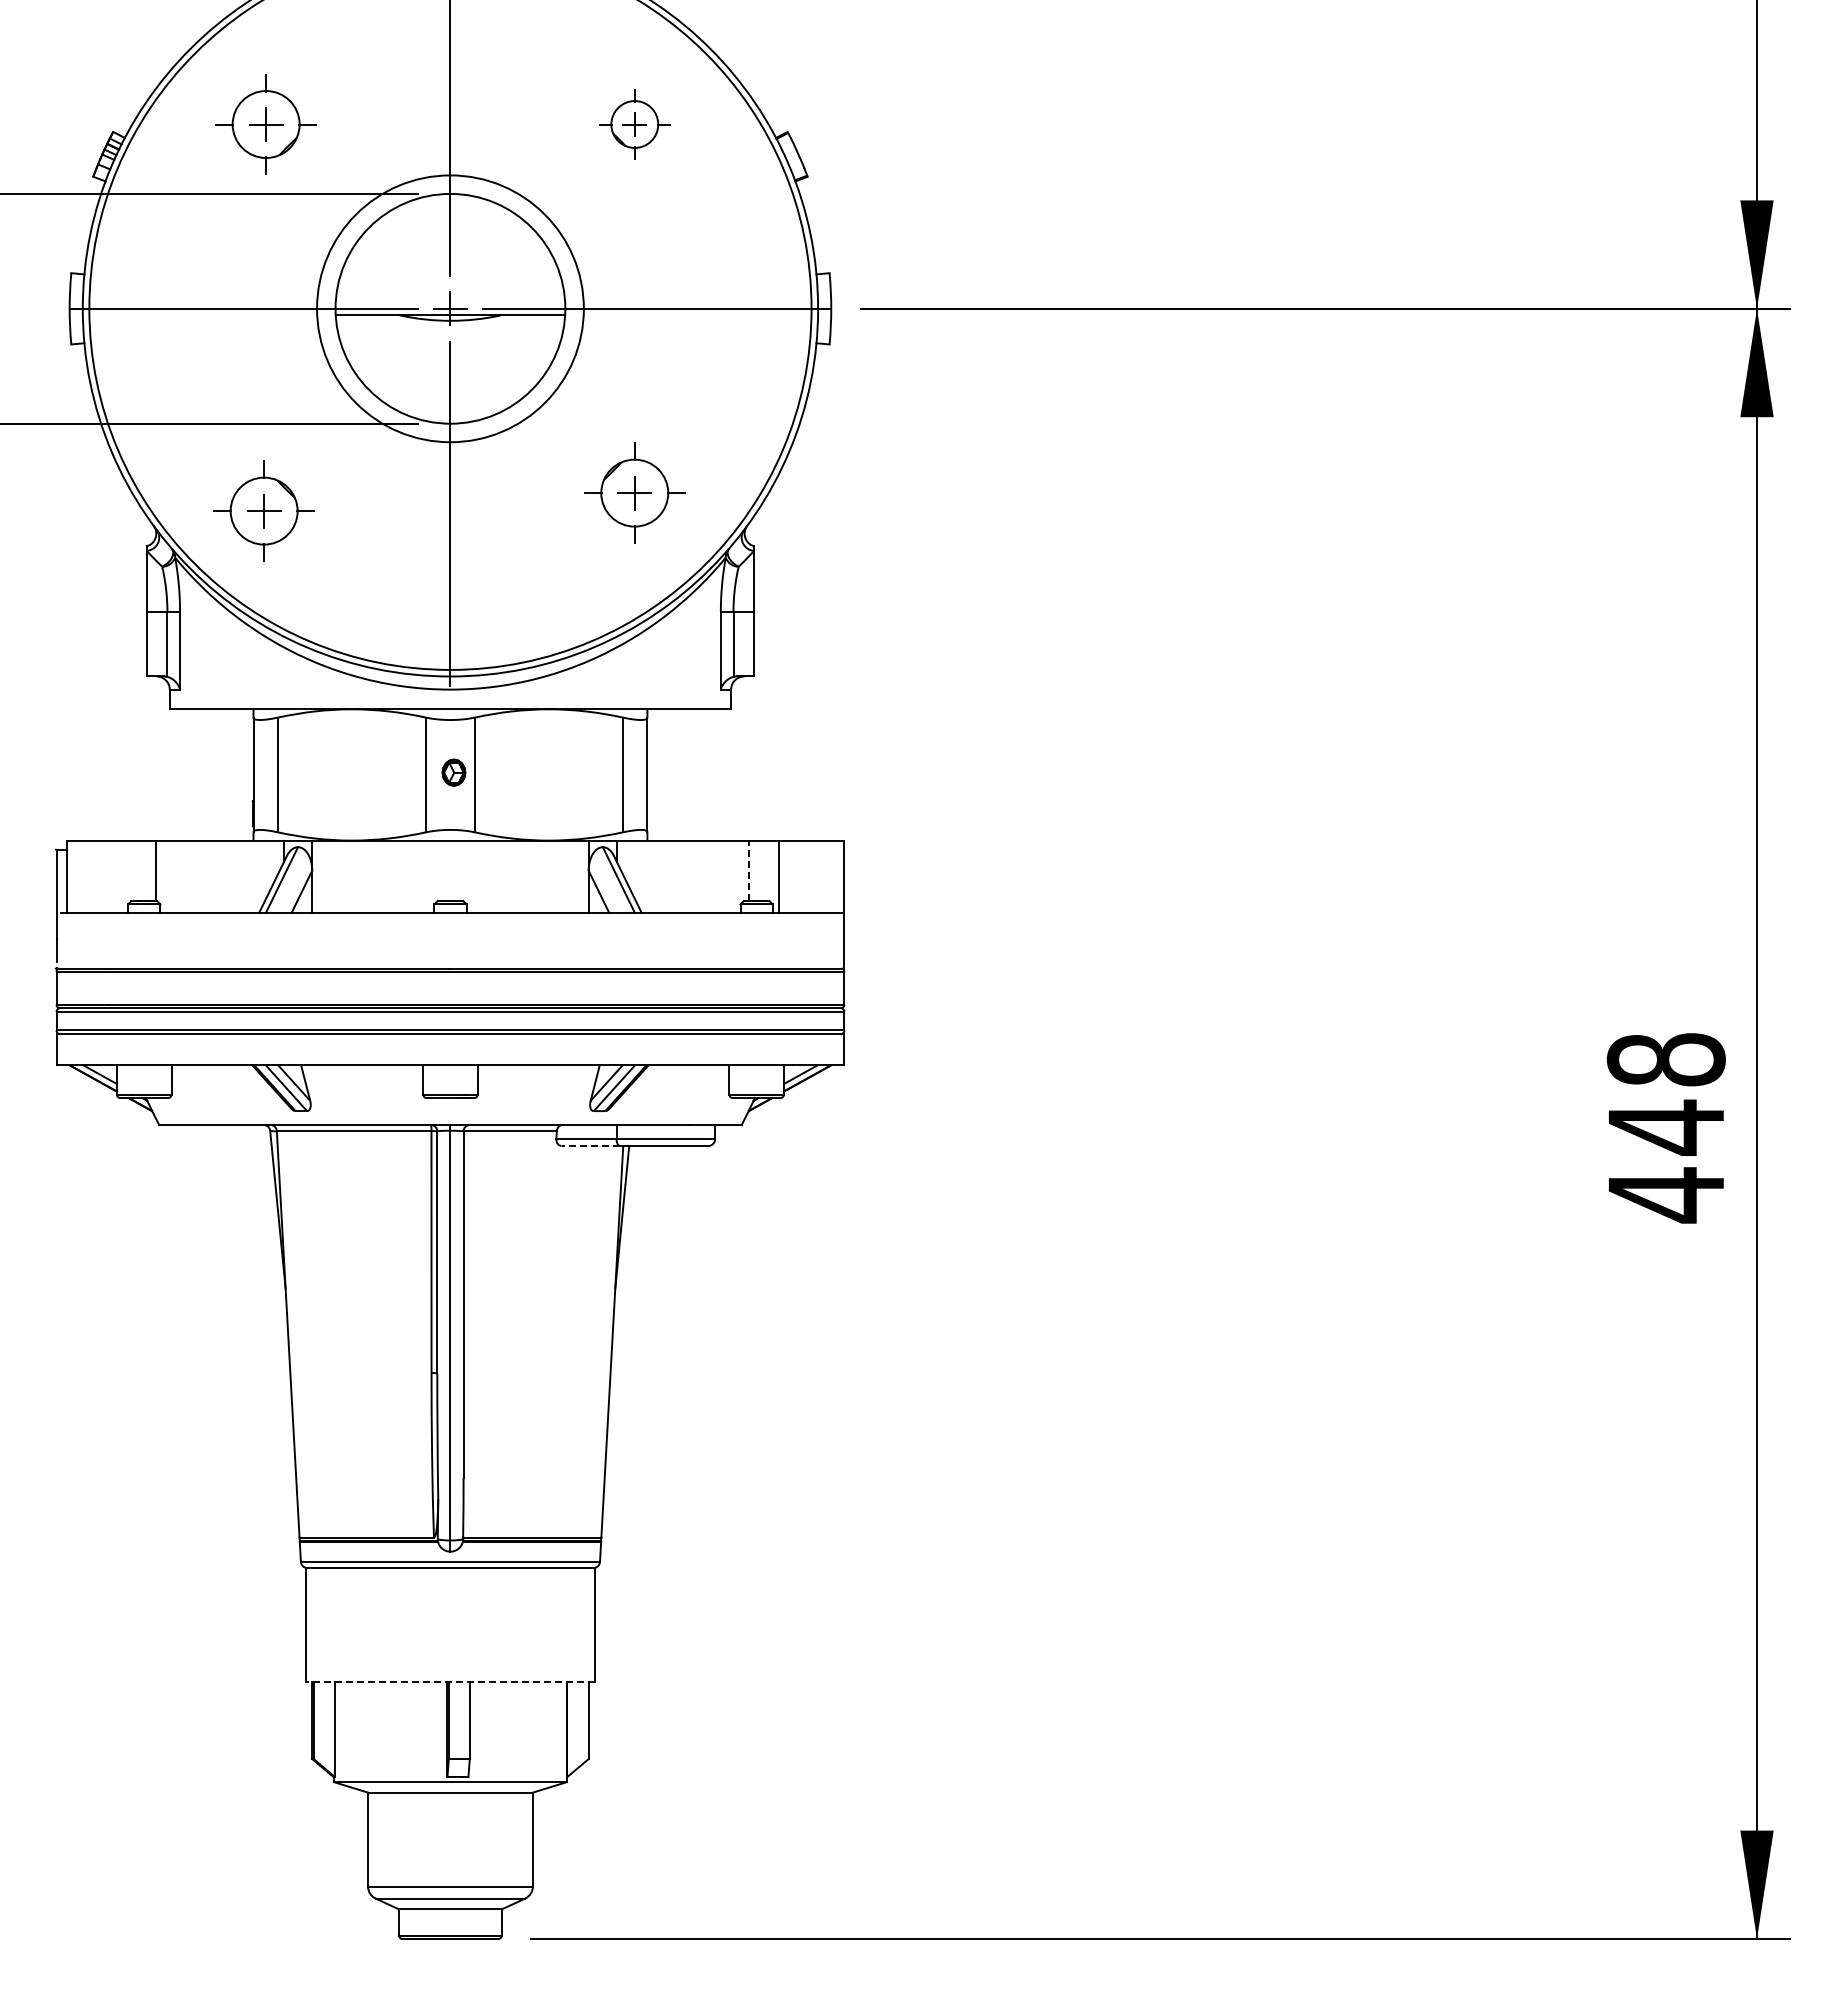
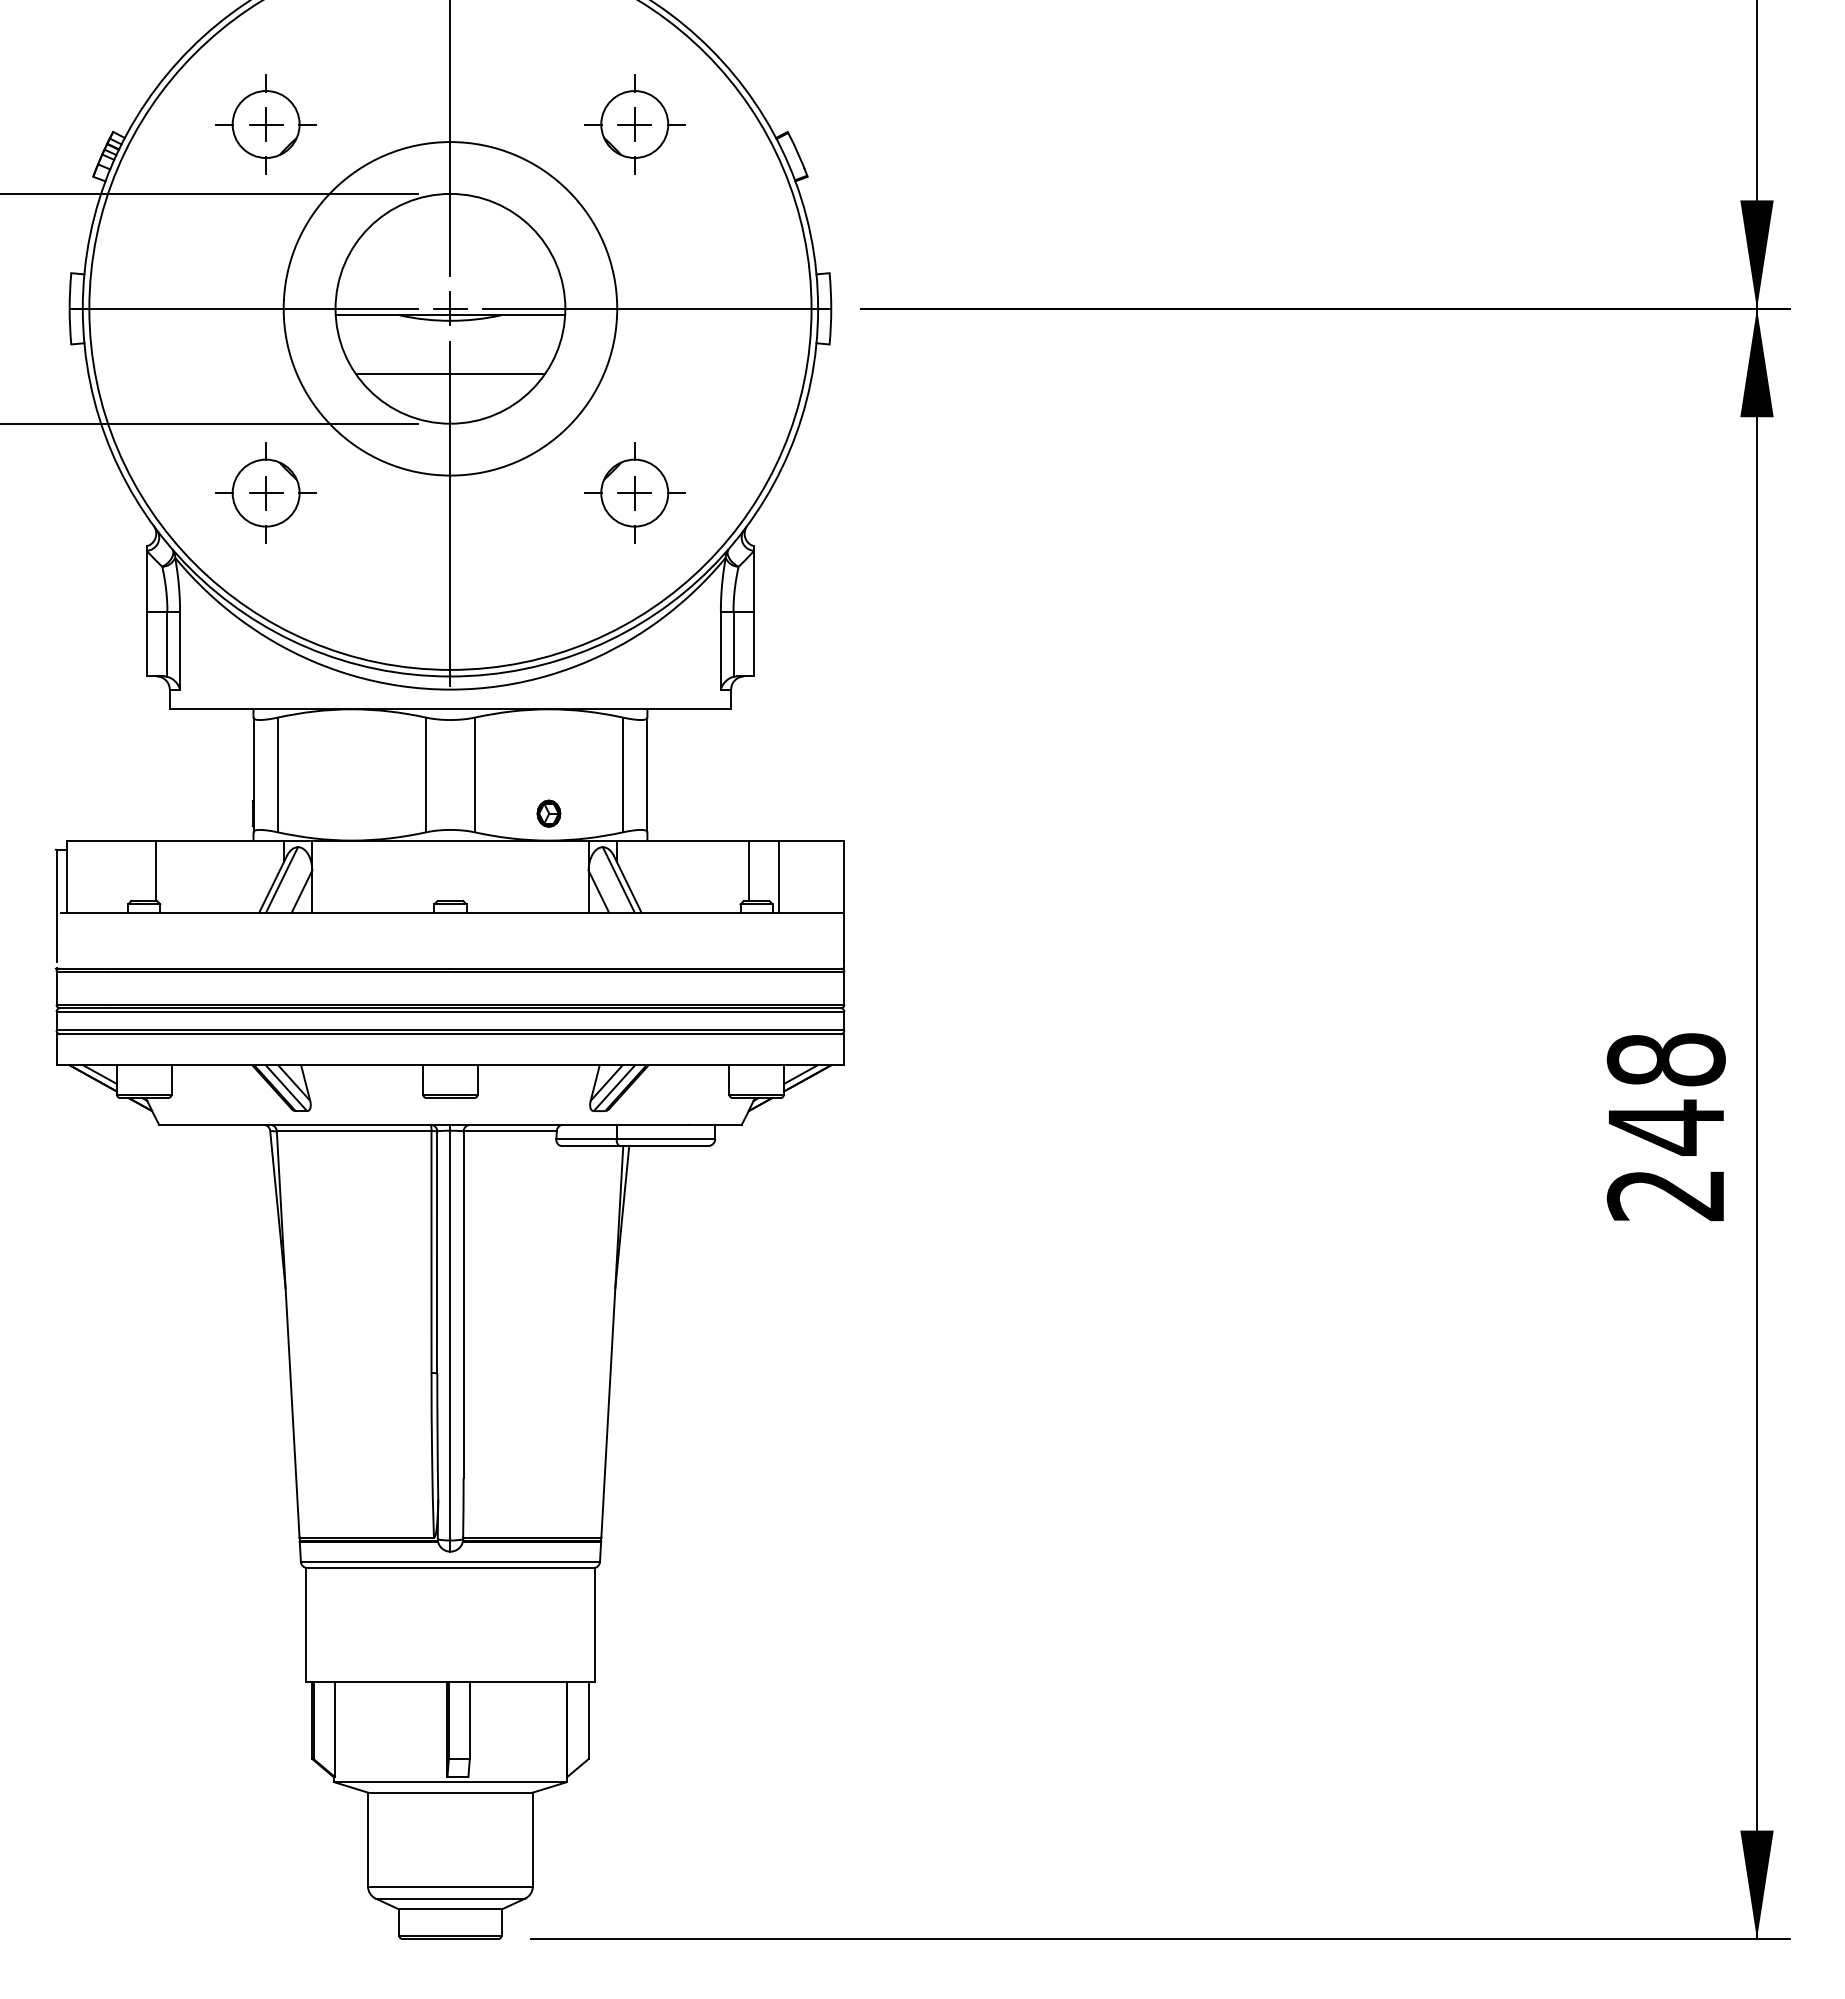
part size: 72x71 px -> 102x101 px (634, 124)
circle diameter: 267 px -> 334 px (450, 308)
line: none -> present (450, 374)
part position: (263, 510) -> (265, 492) (265, 492)
part position: (453, 772) -> (548, 813) (548, 813)
line: dashed -> solid (748, 870)
line: dashed -> solid (590, 1145)
text: 448 -> 248 (1664, 1195)
line: dashed -> solid (449, 1682)
